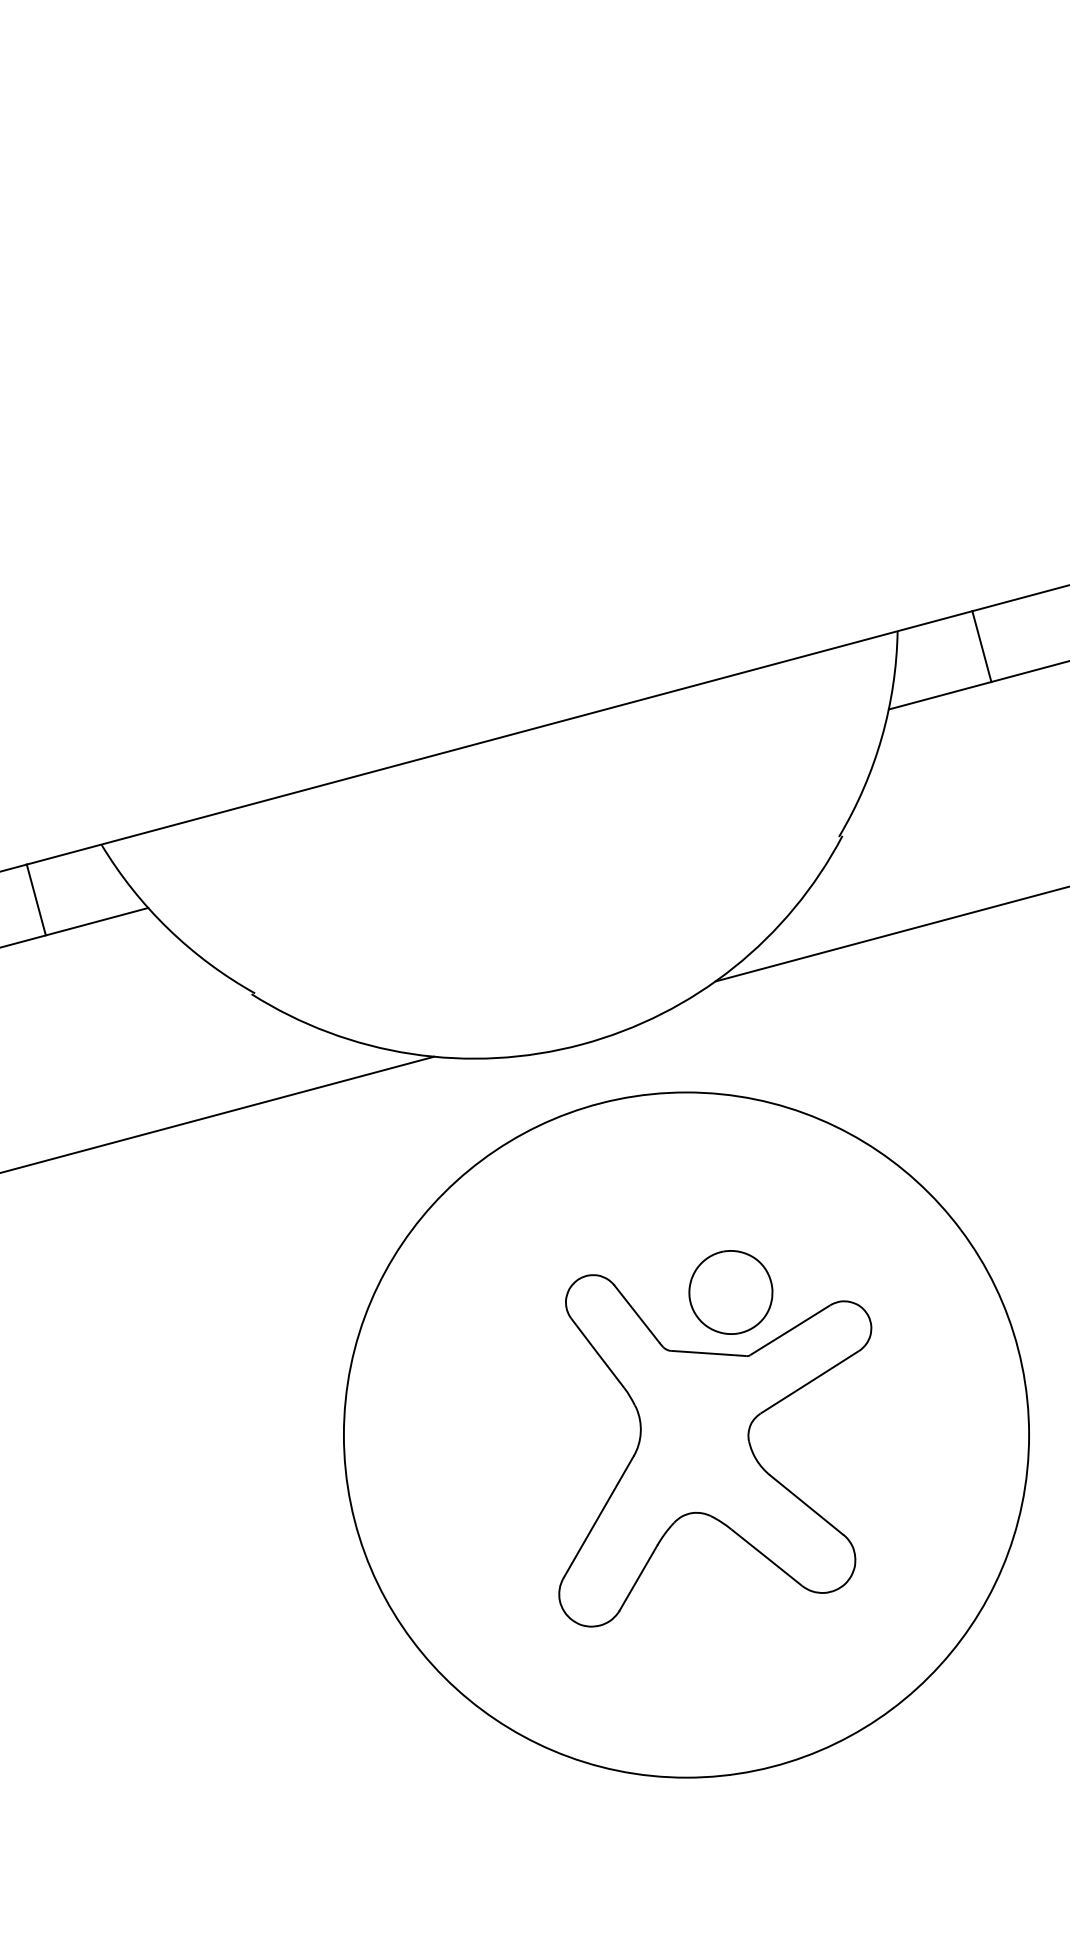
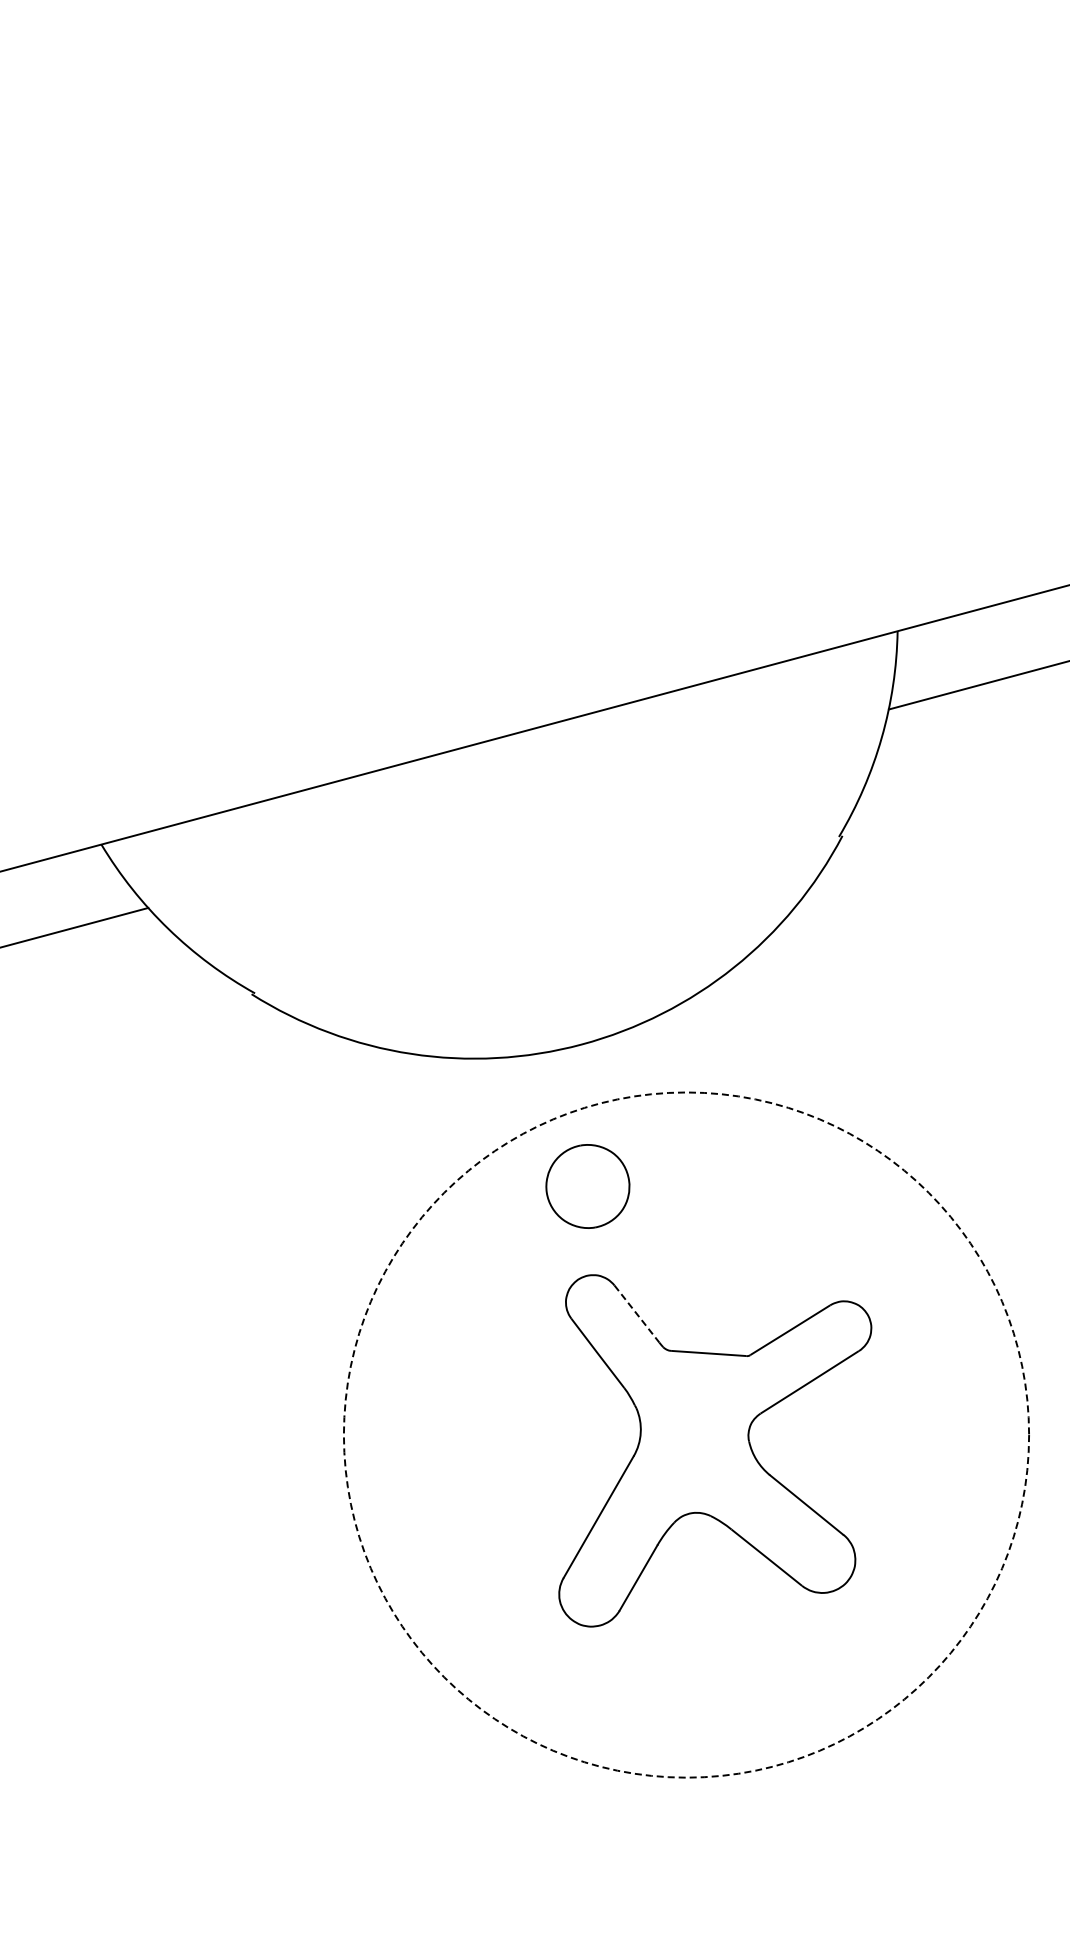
line: present -> none (981, 646)
line: present -> none (35, 899)
line: present -> none (890, 934)
line: present -> none (218, 1114)
part position: (730, 1292) -> (587, 1186) (587, 1186)
line: solid -> dashed (637, 1314)
circle: solid -> dashed (686, 1434)
